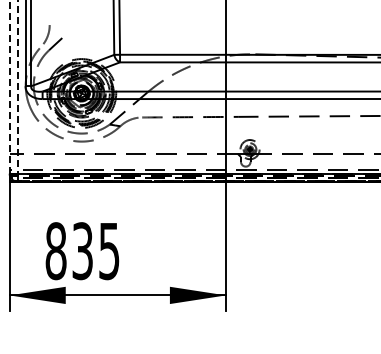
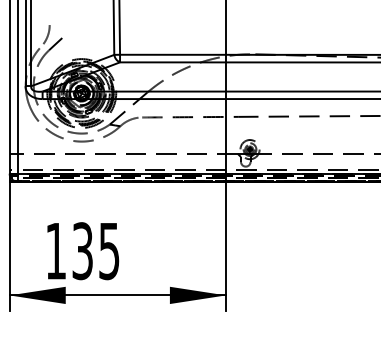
line: dashed -> solid (9, 86)
line: dashed -> solid (17, 87)
text: 835 -> 135 (55, 251)
